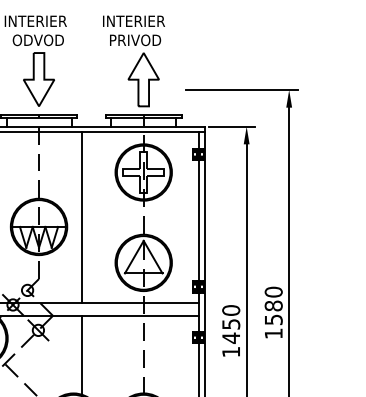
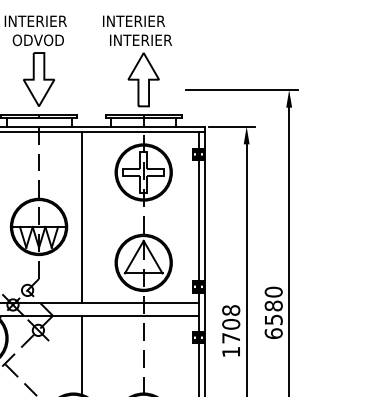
text: PRIVOD -> INTERIER (141, 40)
text: 1450 -> 1708 (231, 324)
text: 1580 -> 6580 (273, 333)
